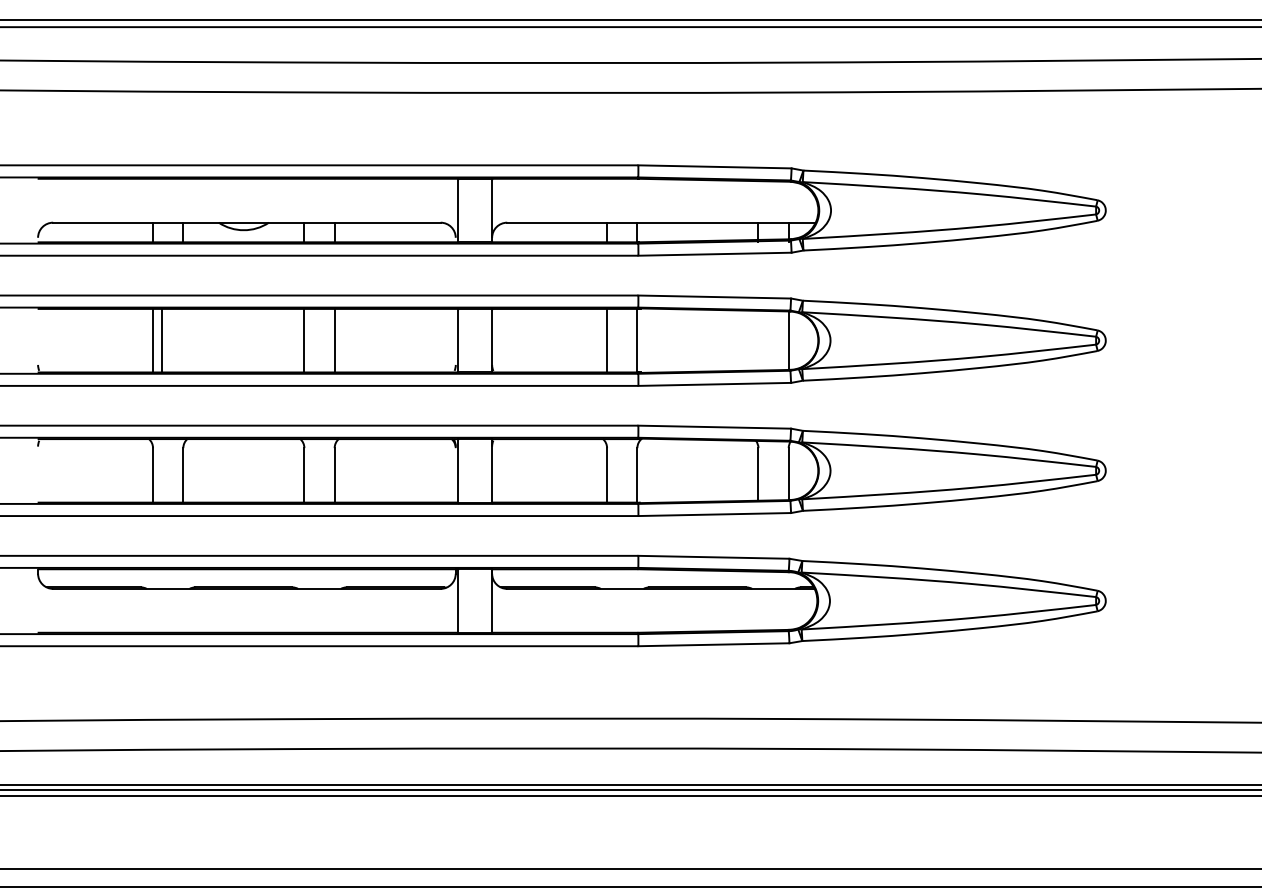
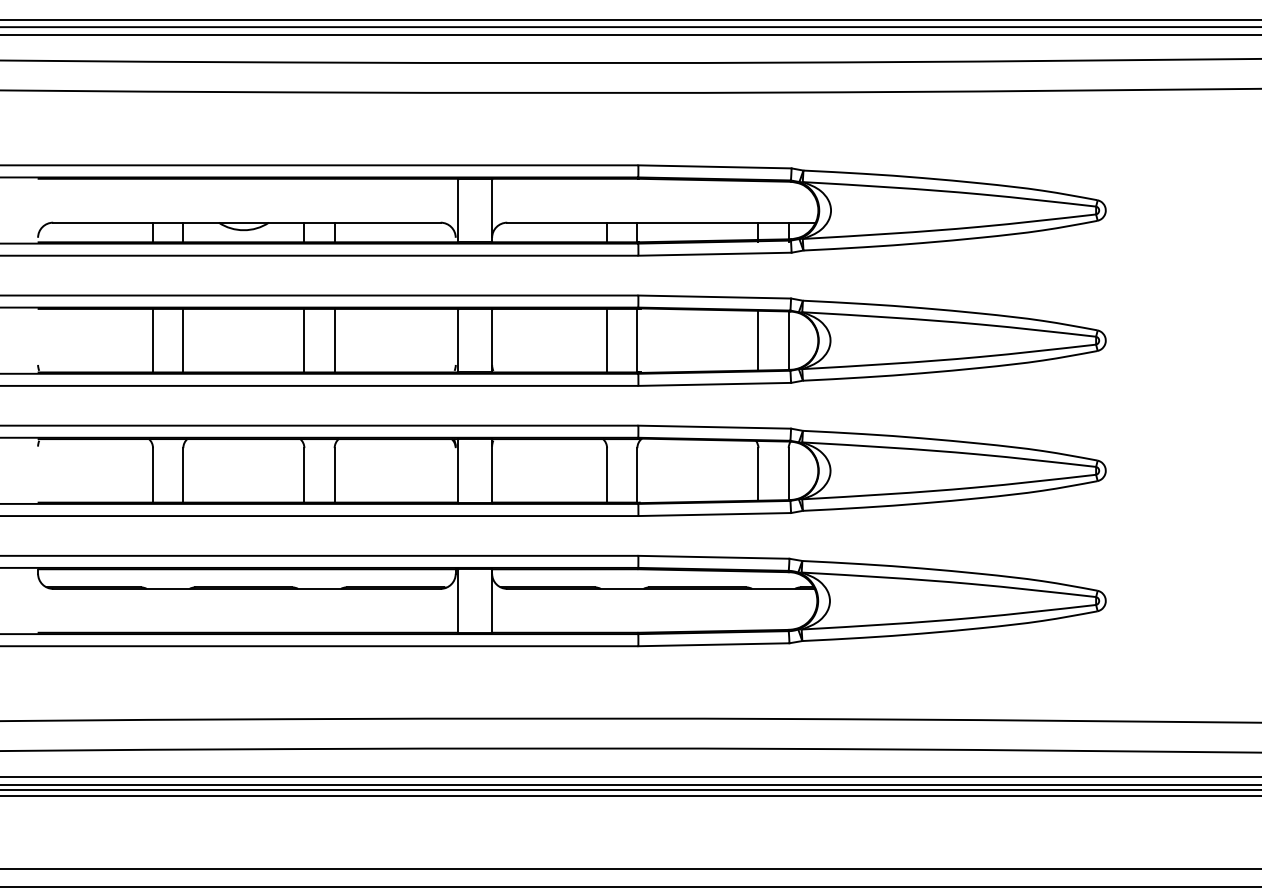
line: none -> present (630, 34)
line position: (162, 340) -> (183, 340) (183, 340)
line: none -> present (758, 340)
line: none -> present (630, 776)
